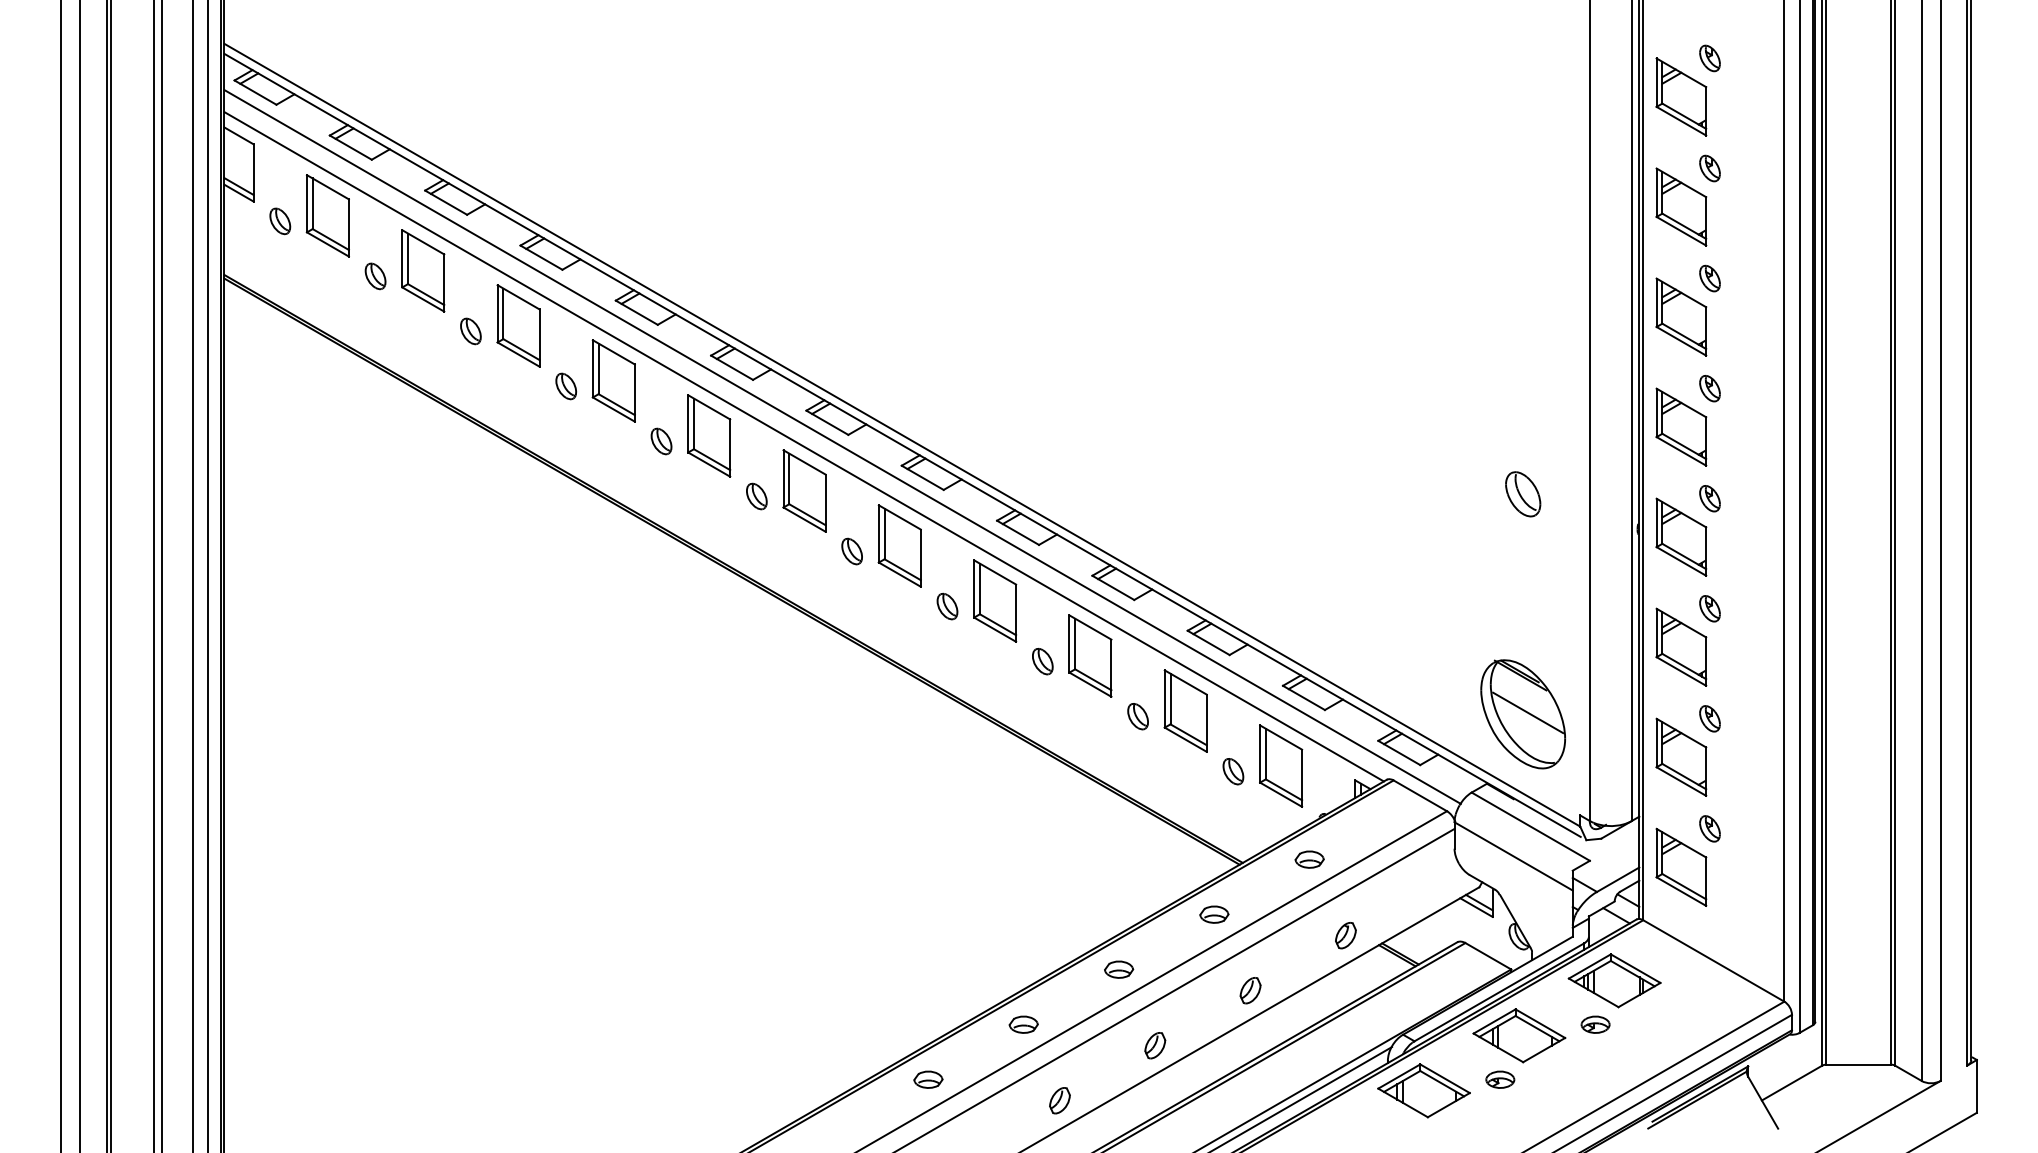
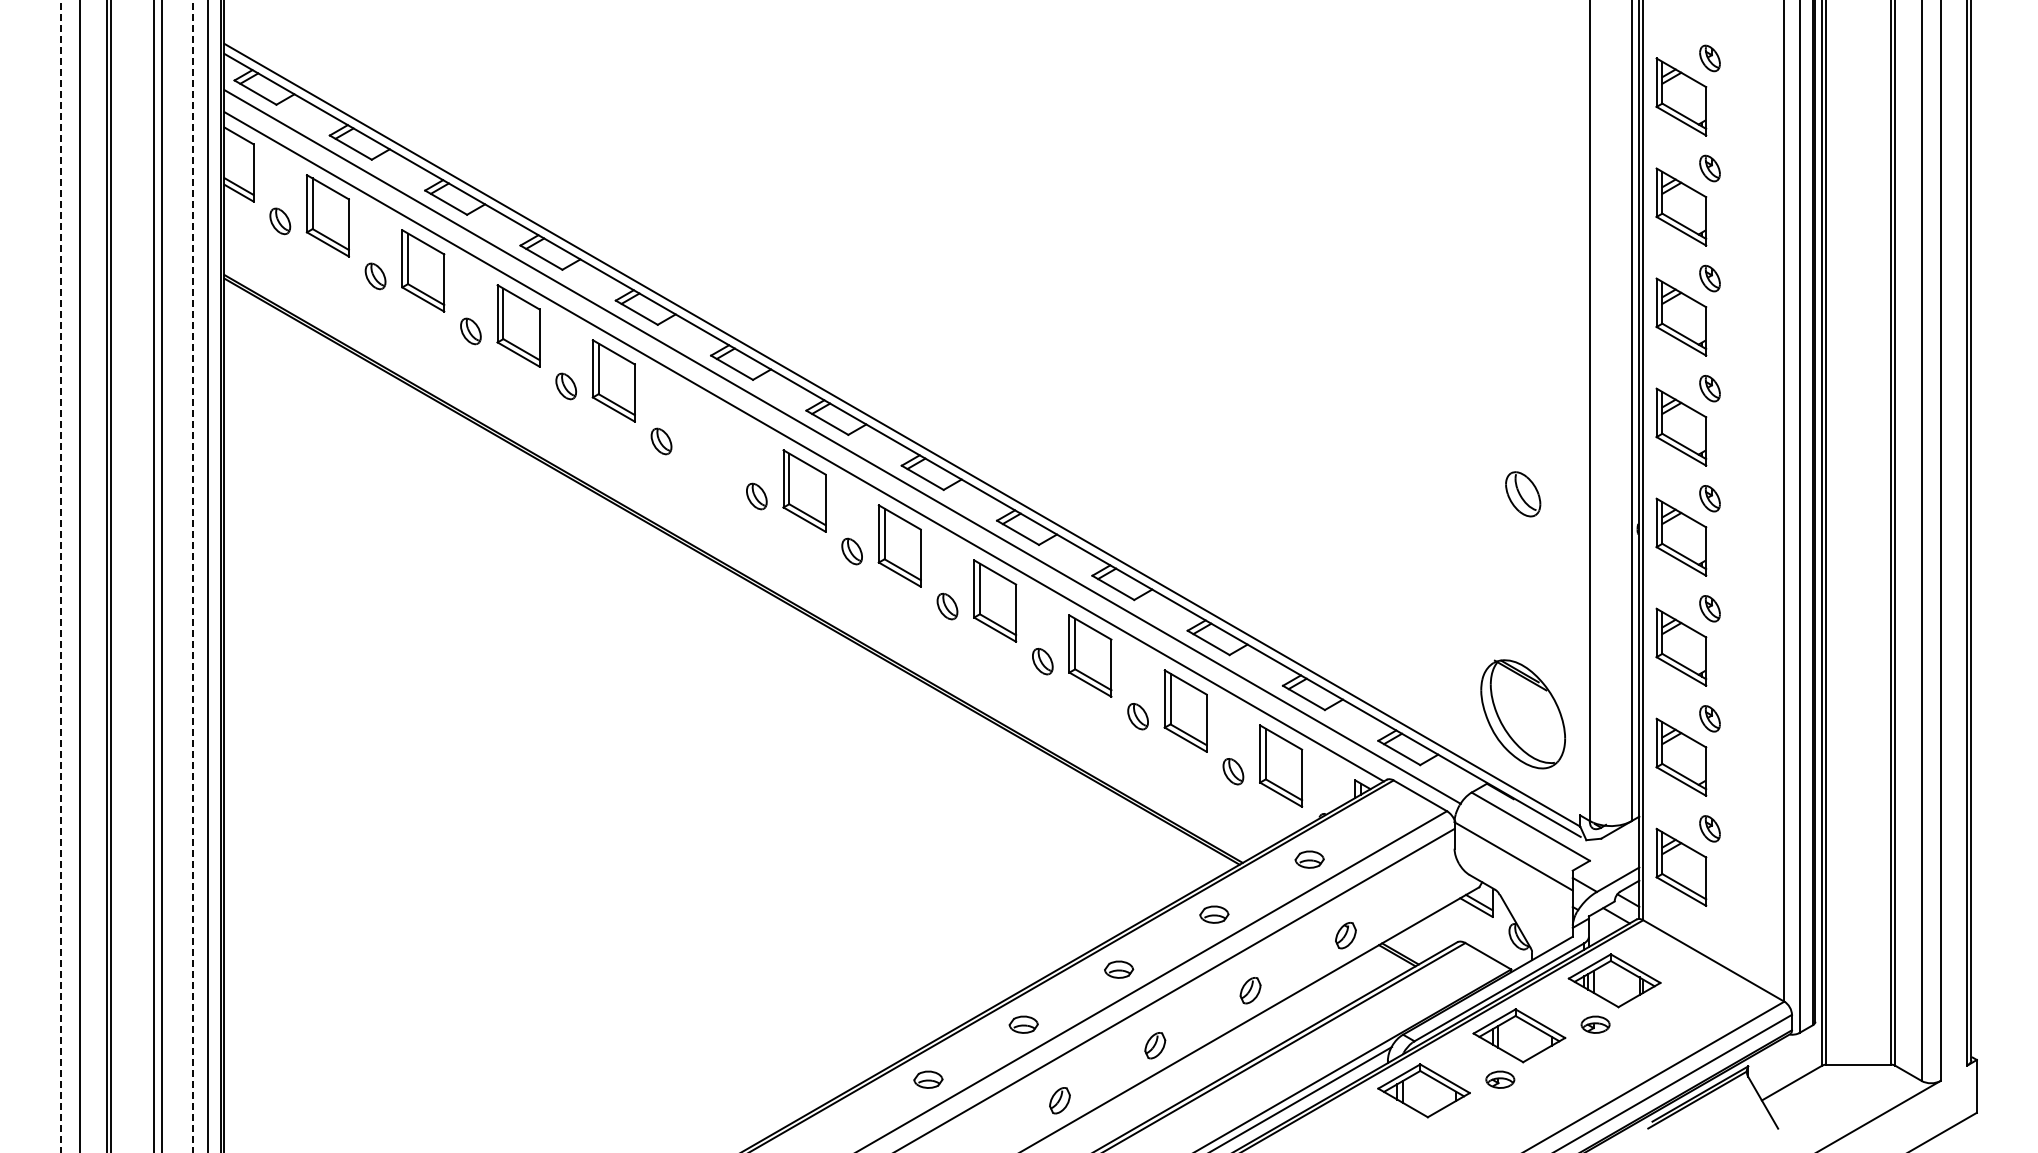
part: present -> none (709, 435)
line: solid -> dashed (61, 576)
line: solid -> dashed (193, 576)
line: present -> none (1528, 712)
